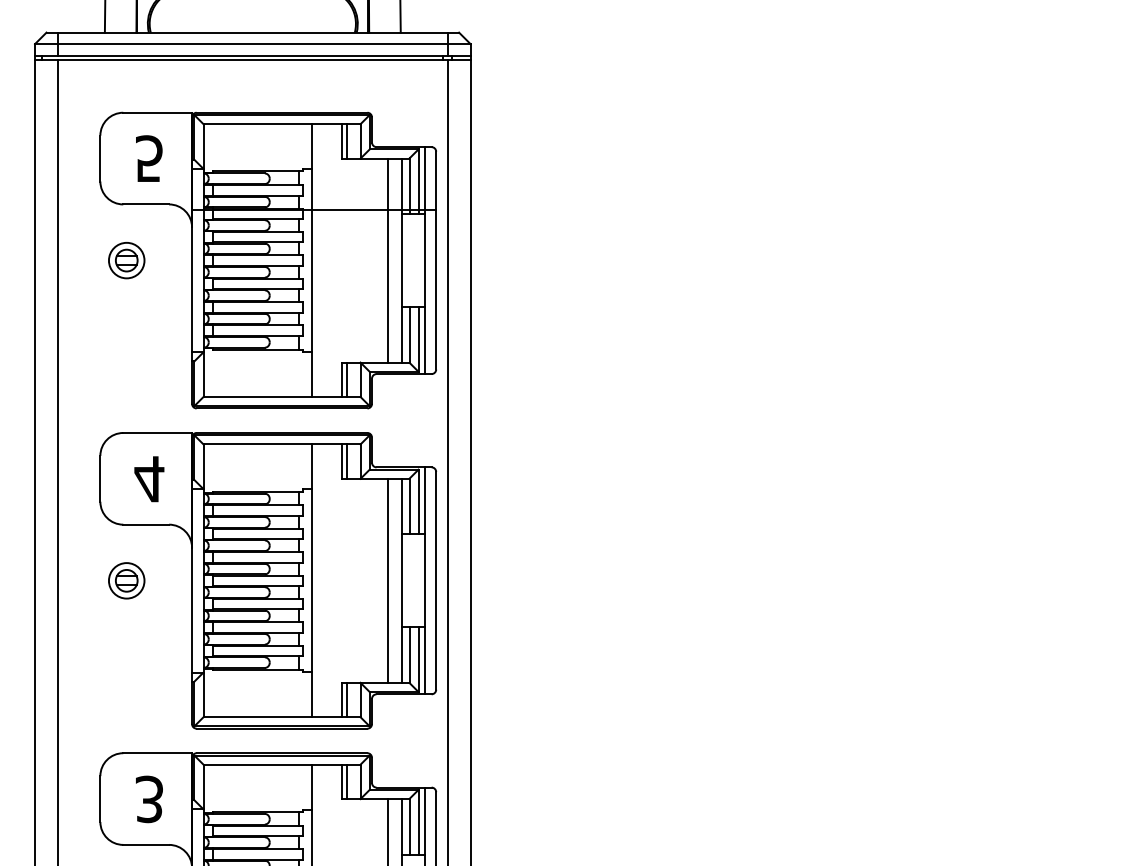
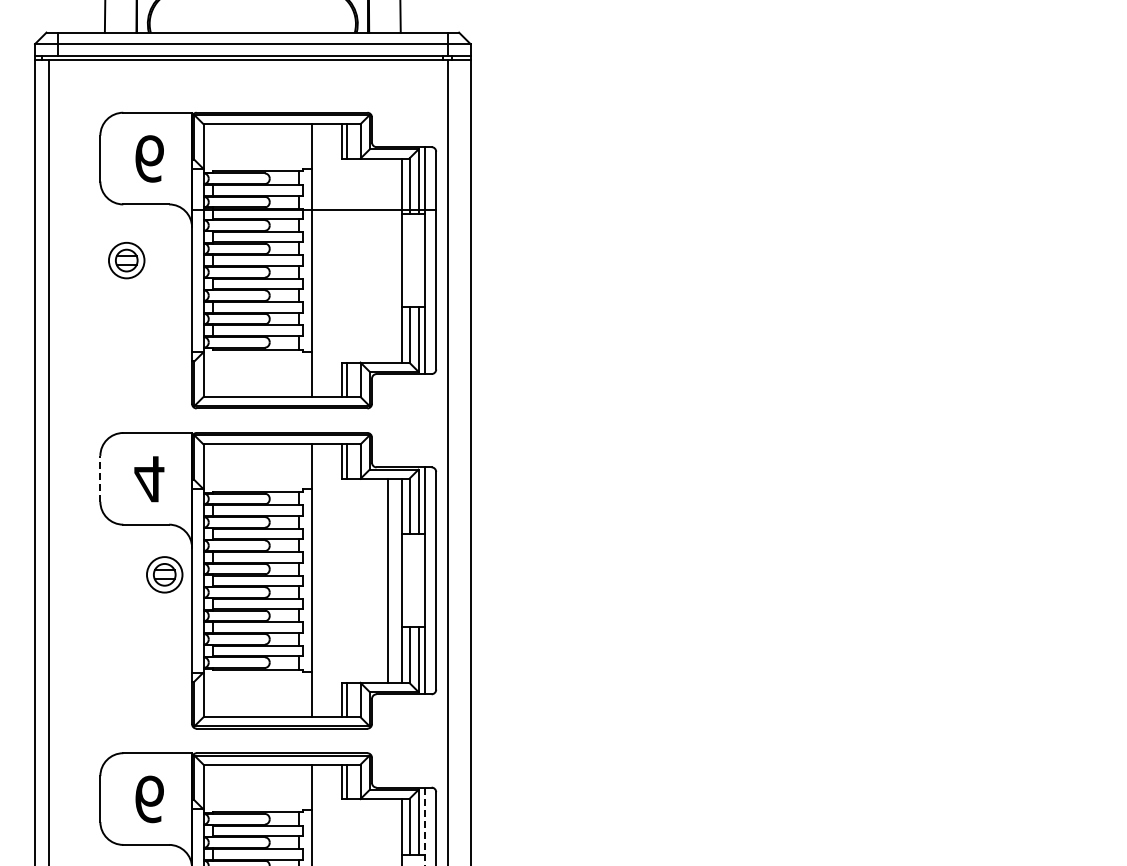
text: 5 -> 6 (149, 158)
line: present -> none (388, 260)
line position: (57, 461) -> (48, 461) (48, 461)
line: solid -> dashed (100, 478)
part position: (126, 580) -> (164, 574) (164, 574)
text: 3 -> 6 (149, 799)
line: solid -> dashed (424, 826)
line: present -> none (388, 830)
